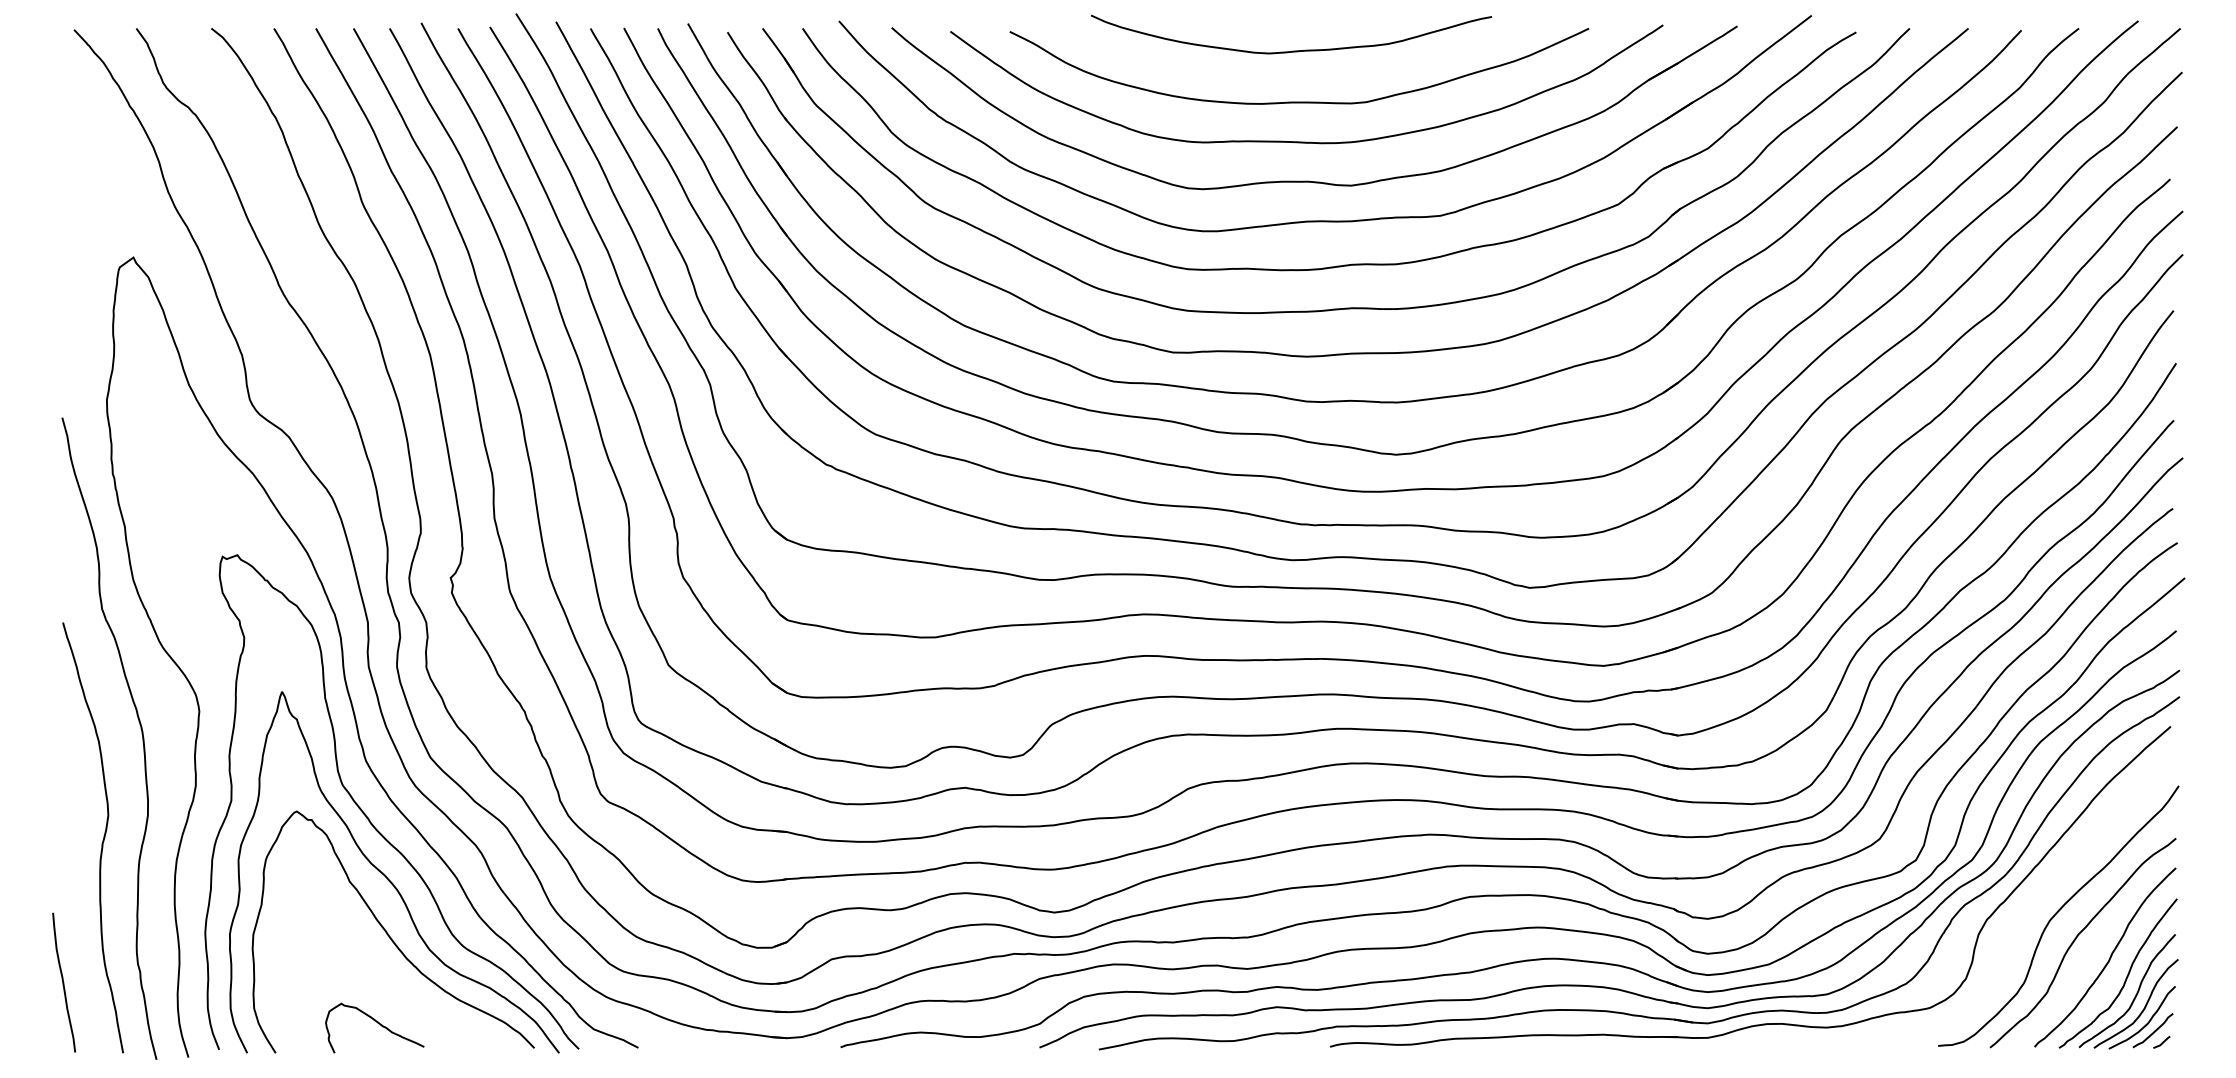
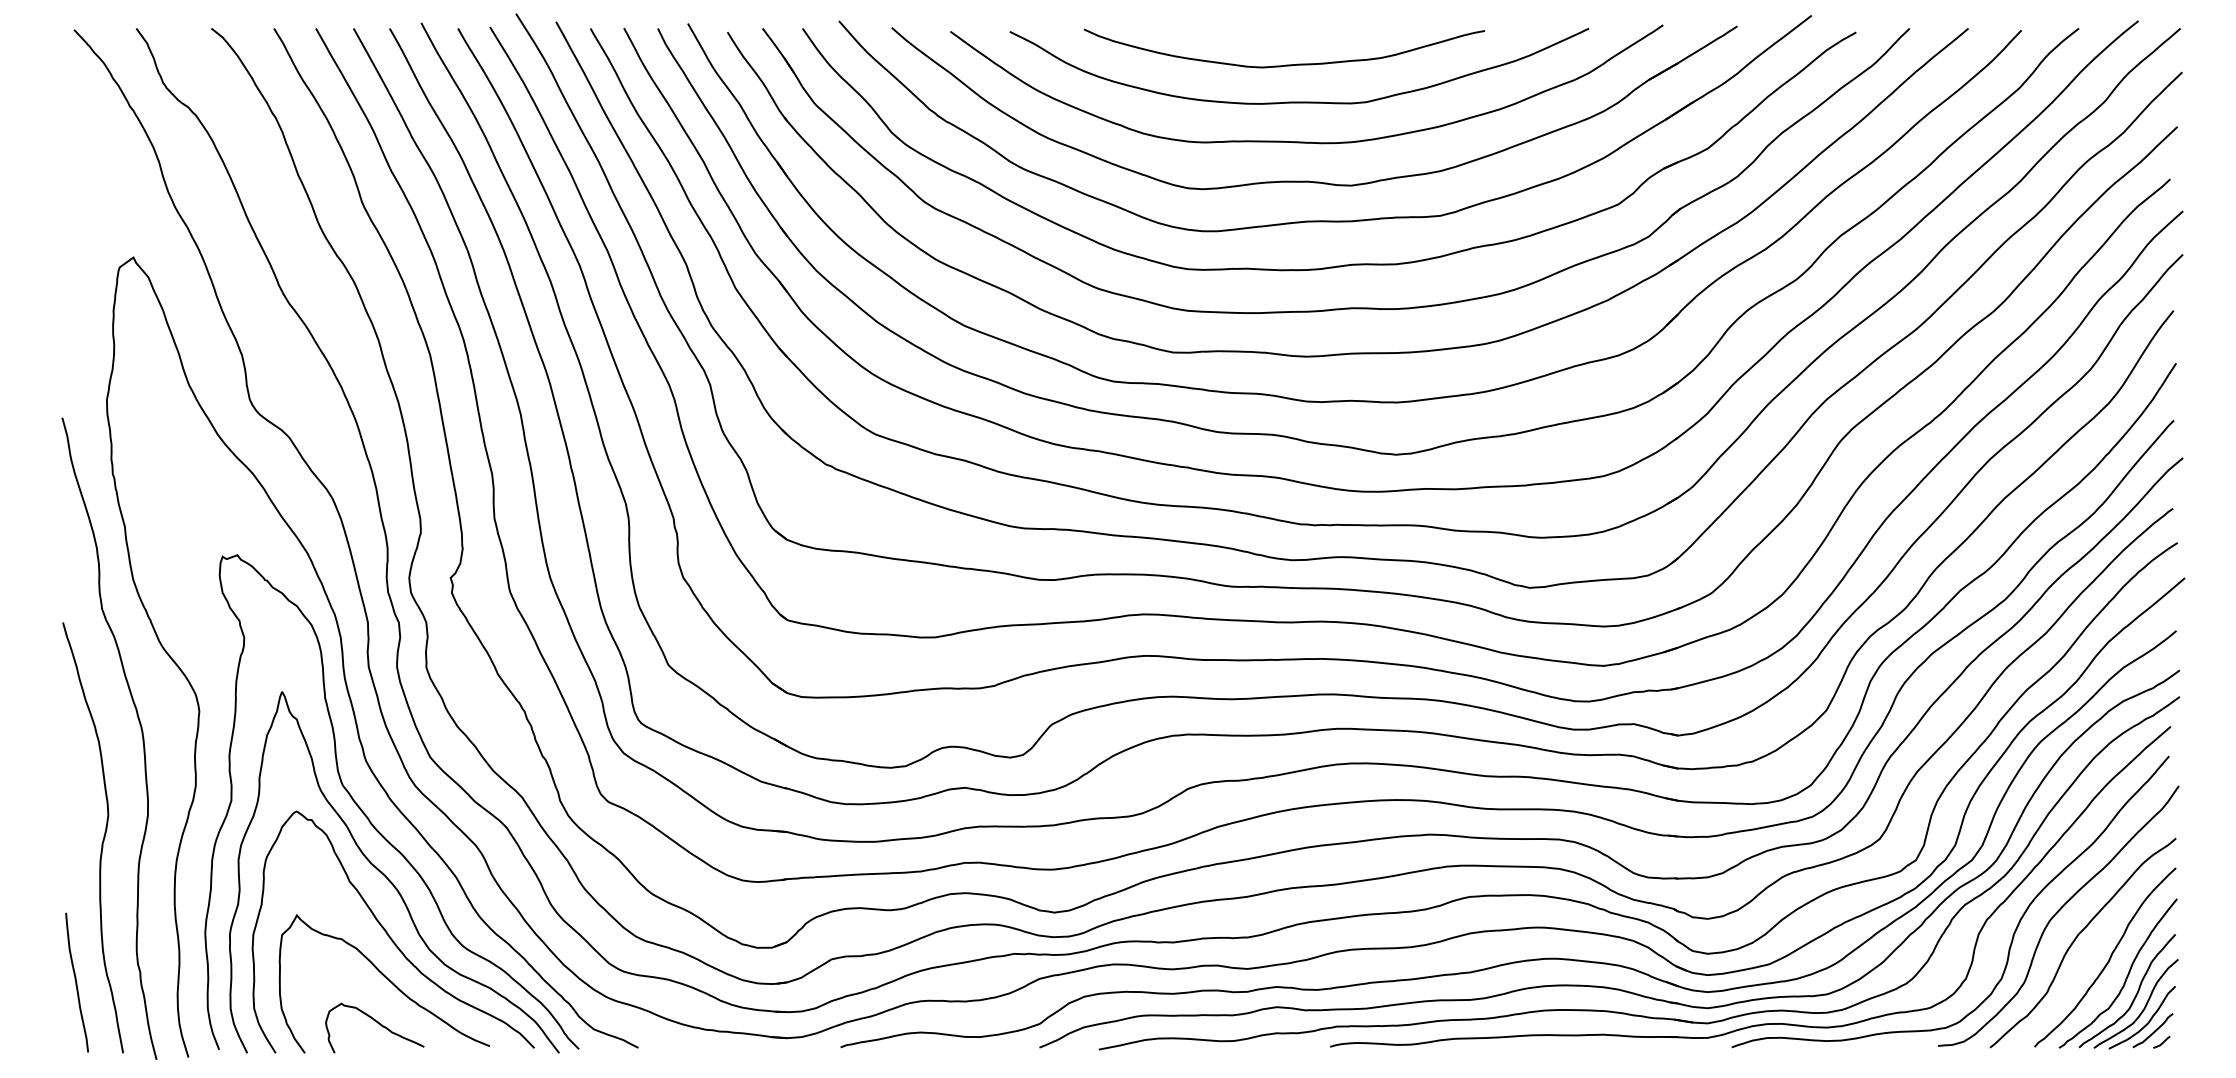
curve position: (1292, 50) -> (1285, 64) (1285, 64)
curve: none -> present (2013, 932)
curve: none -> present (386, 979)
curve position: (63, 982) -> (76, 982) (76, 982)
